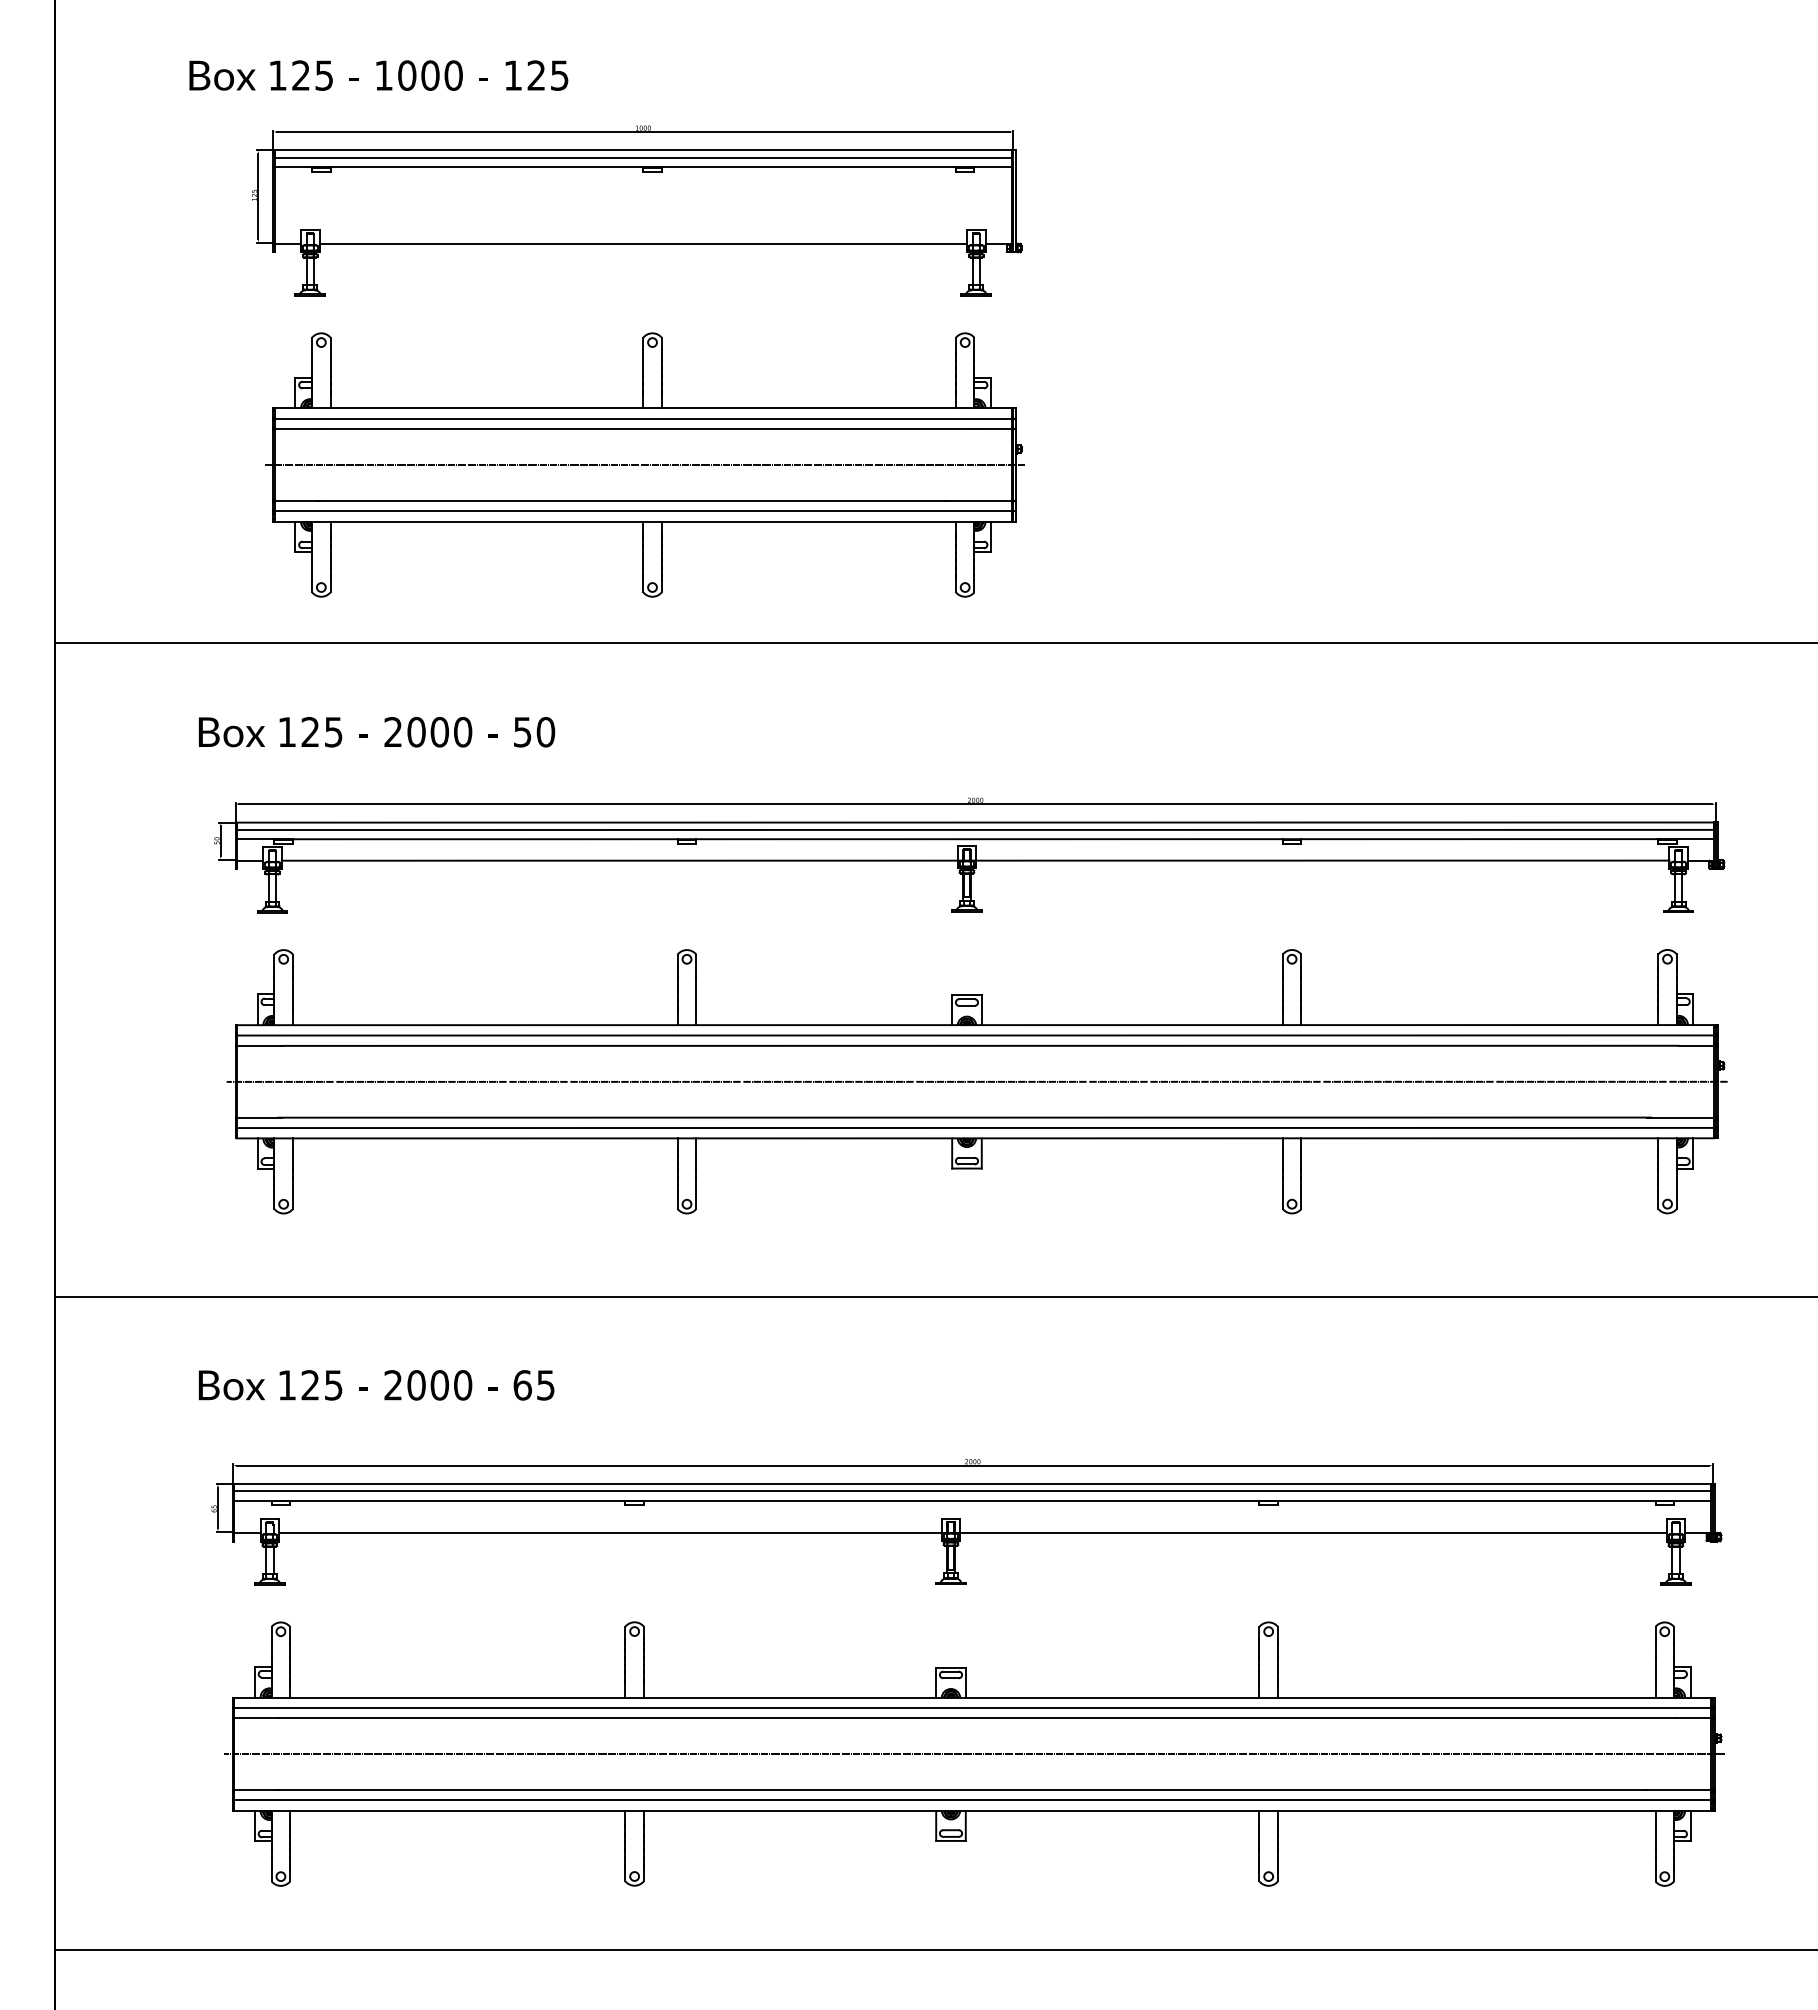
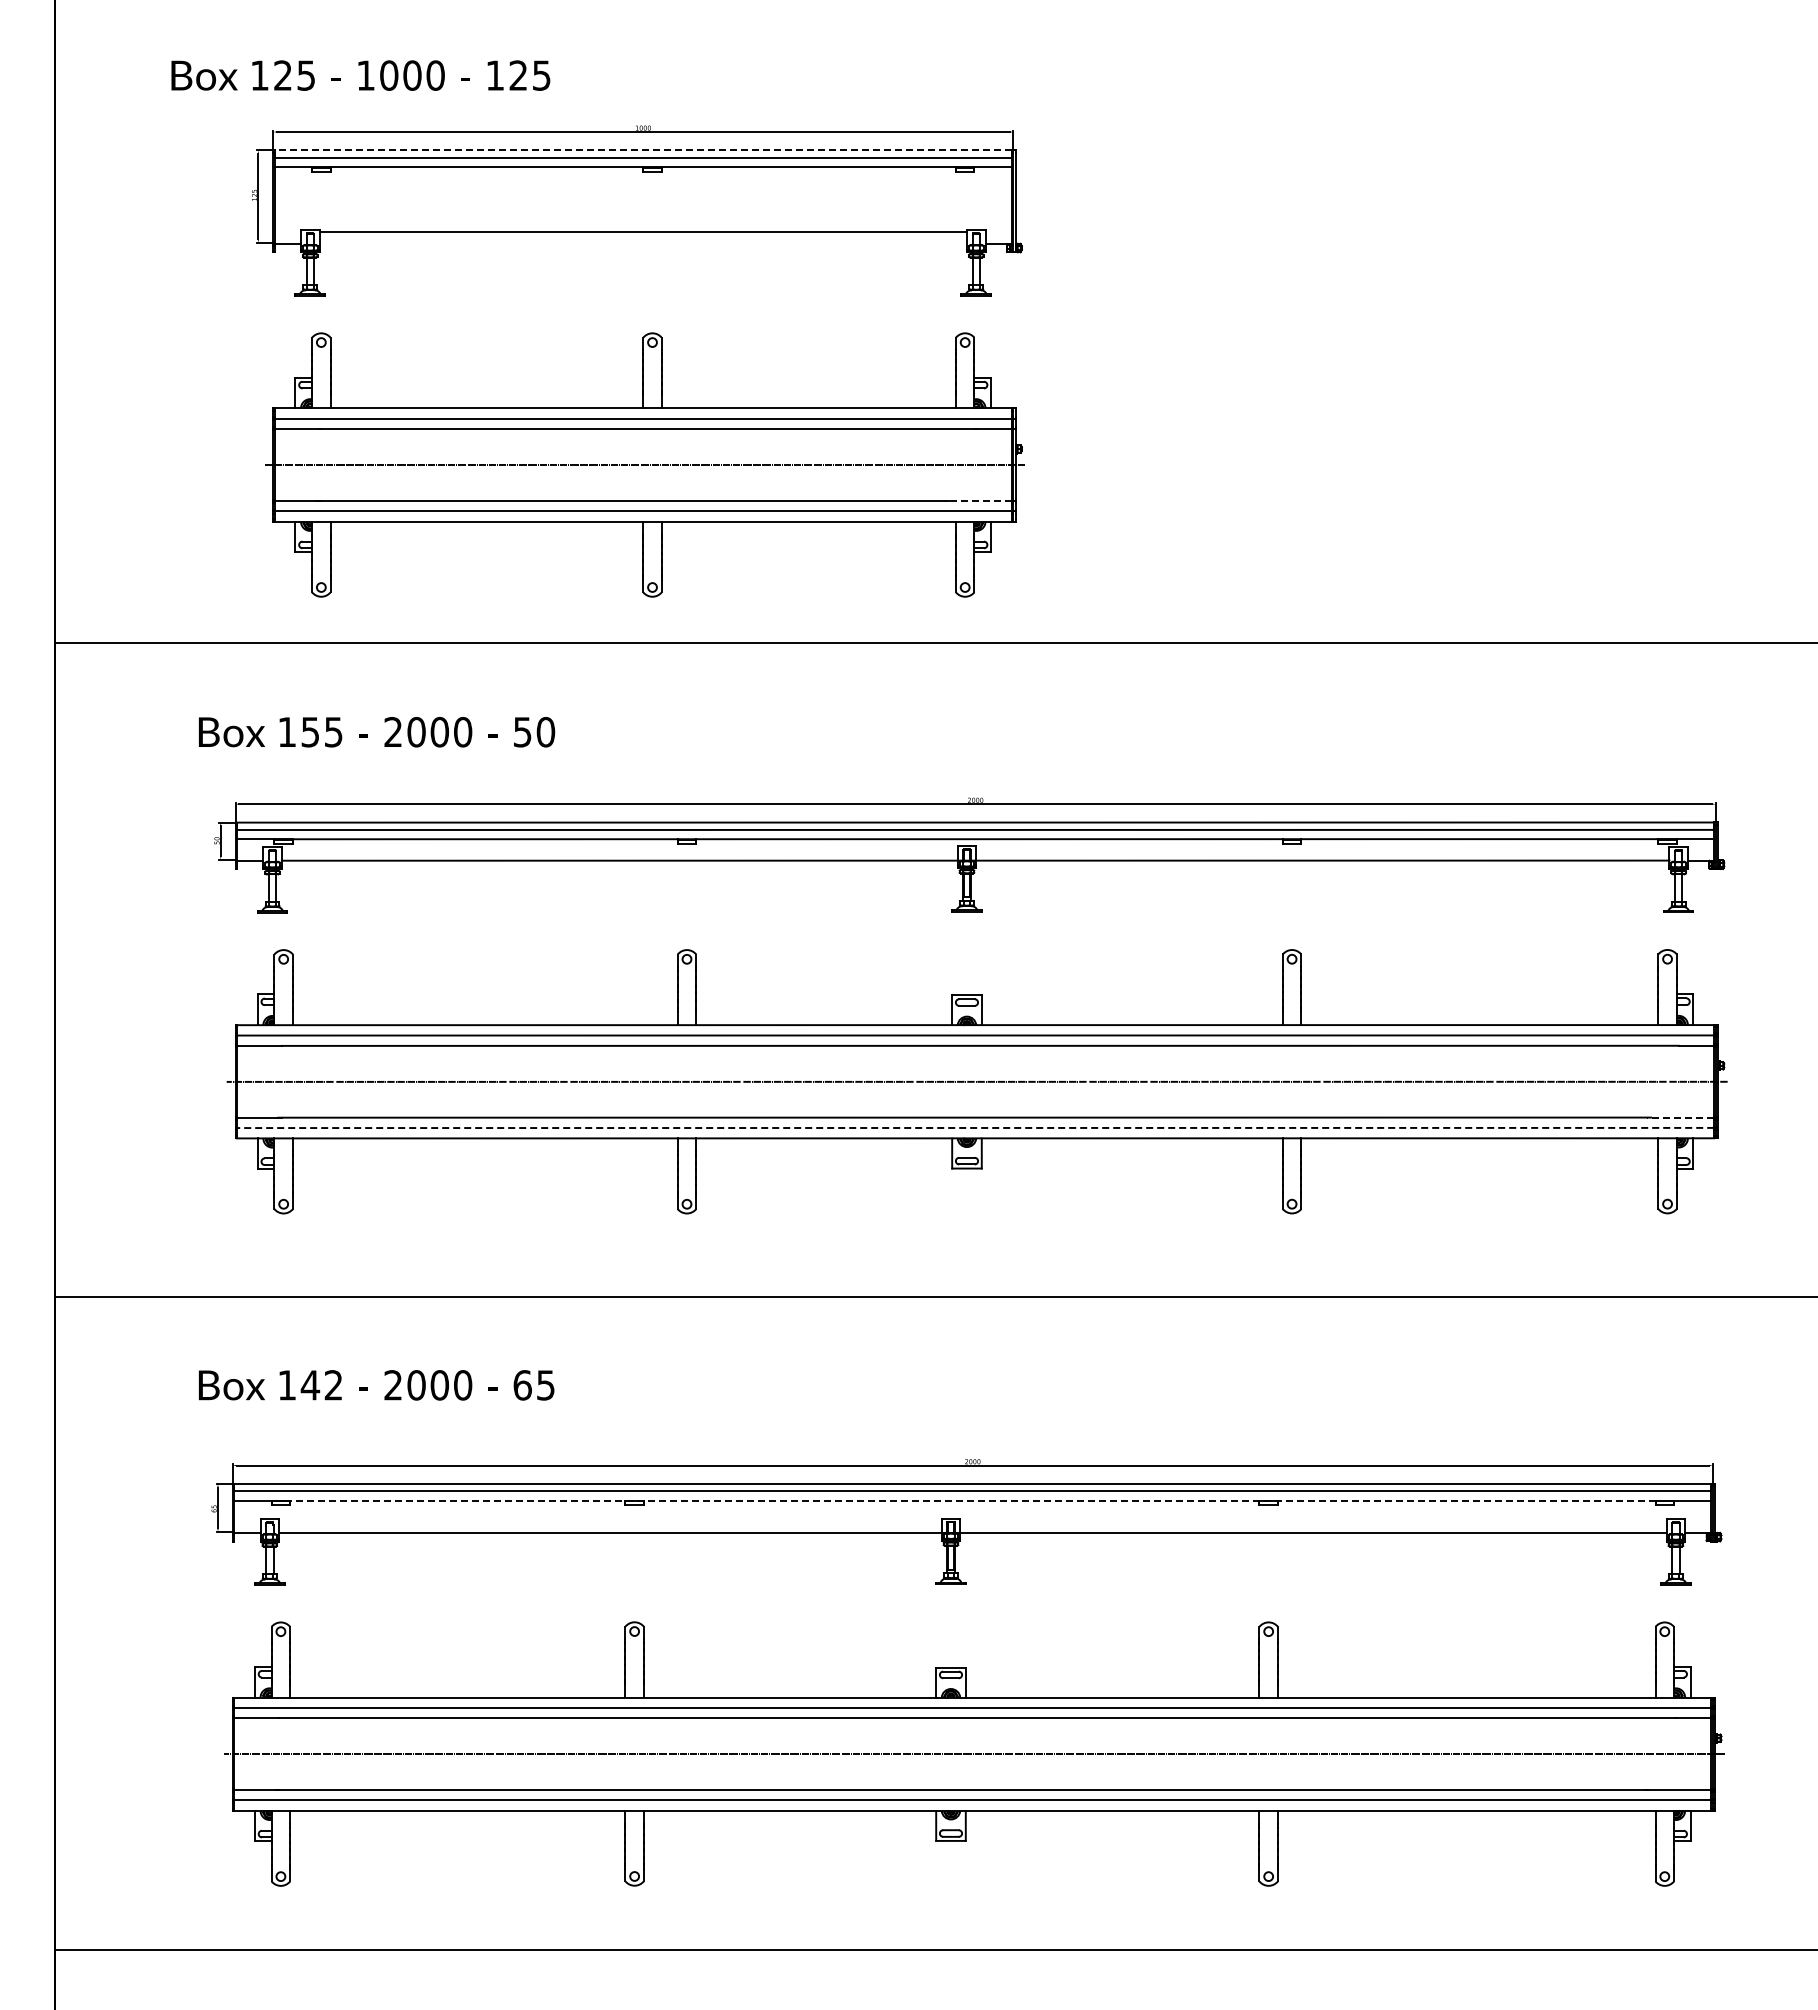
text position: (378, 75) -> (360, 75) (360, 75)
line: solid -> dashed (643, 150)
line position: (643, 243) -> (643, 231) (643, 231)
line: solid -> dashed (977, 500)
text: 125 -> 155 (309, 732)
line: solid -> dashed (1680, 1117)
line: solid -> dashed (975, 1127)
text: 125 -> 142 (321, 1385)
line: solid -> dashed (972, 1500)
